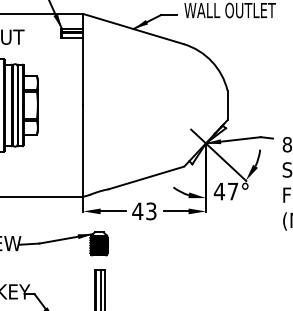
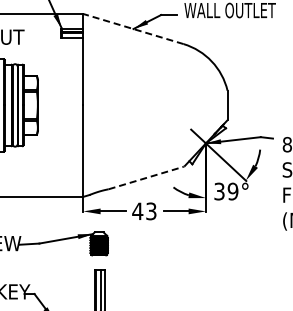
line: solid -> dashed (132, 28)
line: solid -> dashed (146, 177)
text: 47° -> 39° (225, 191)
